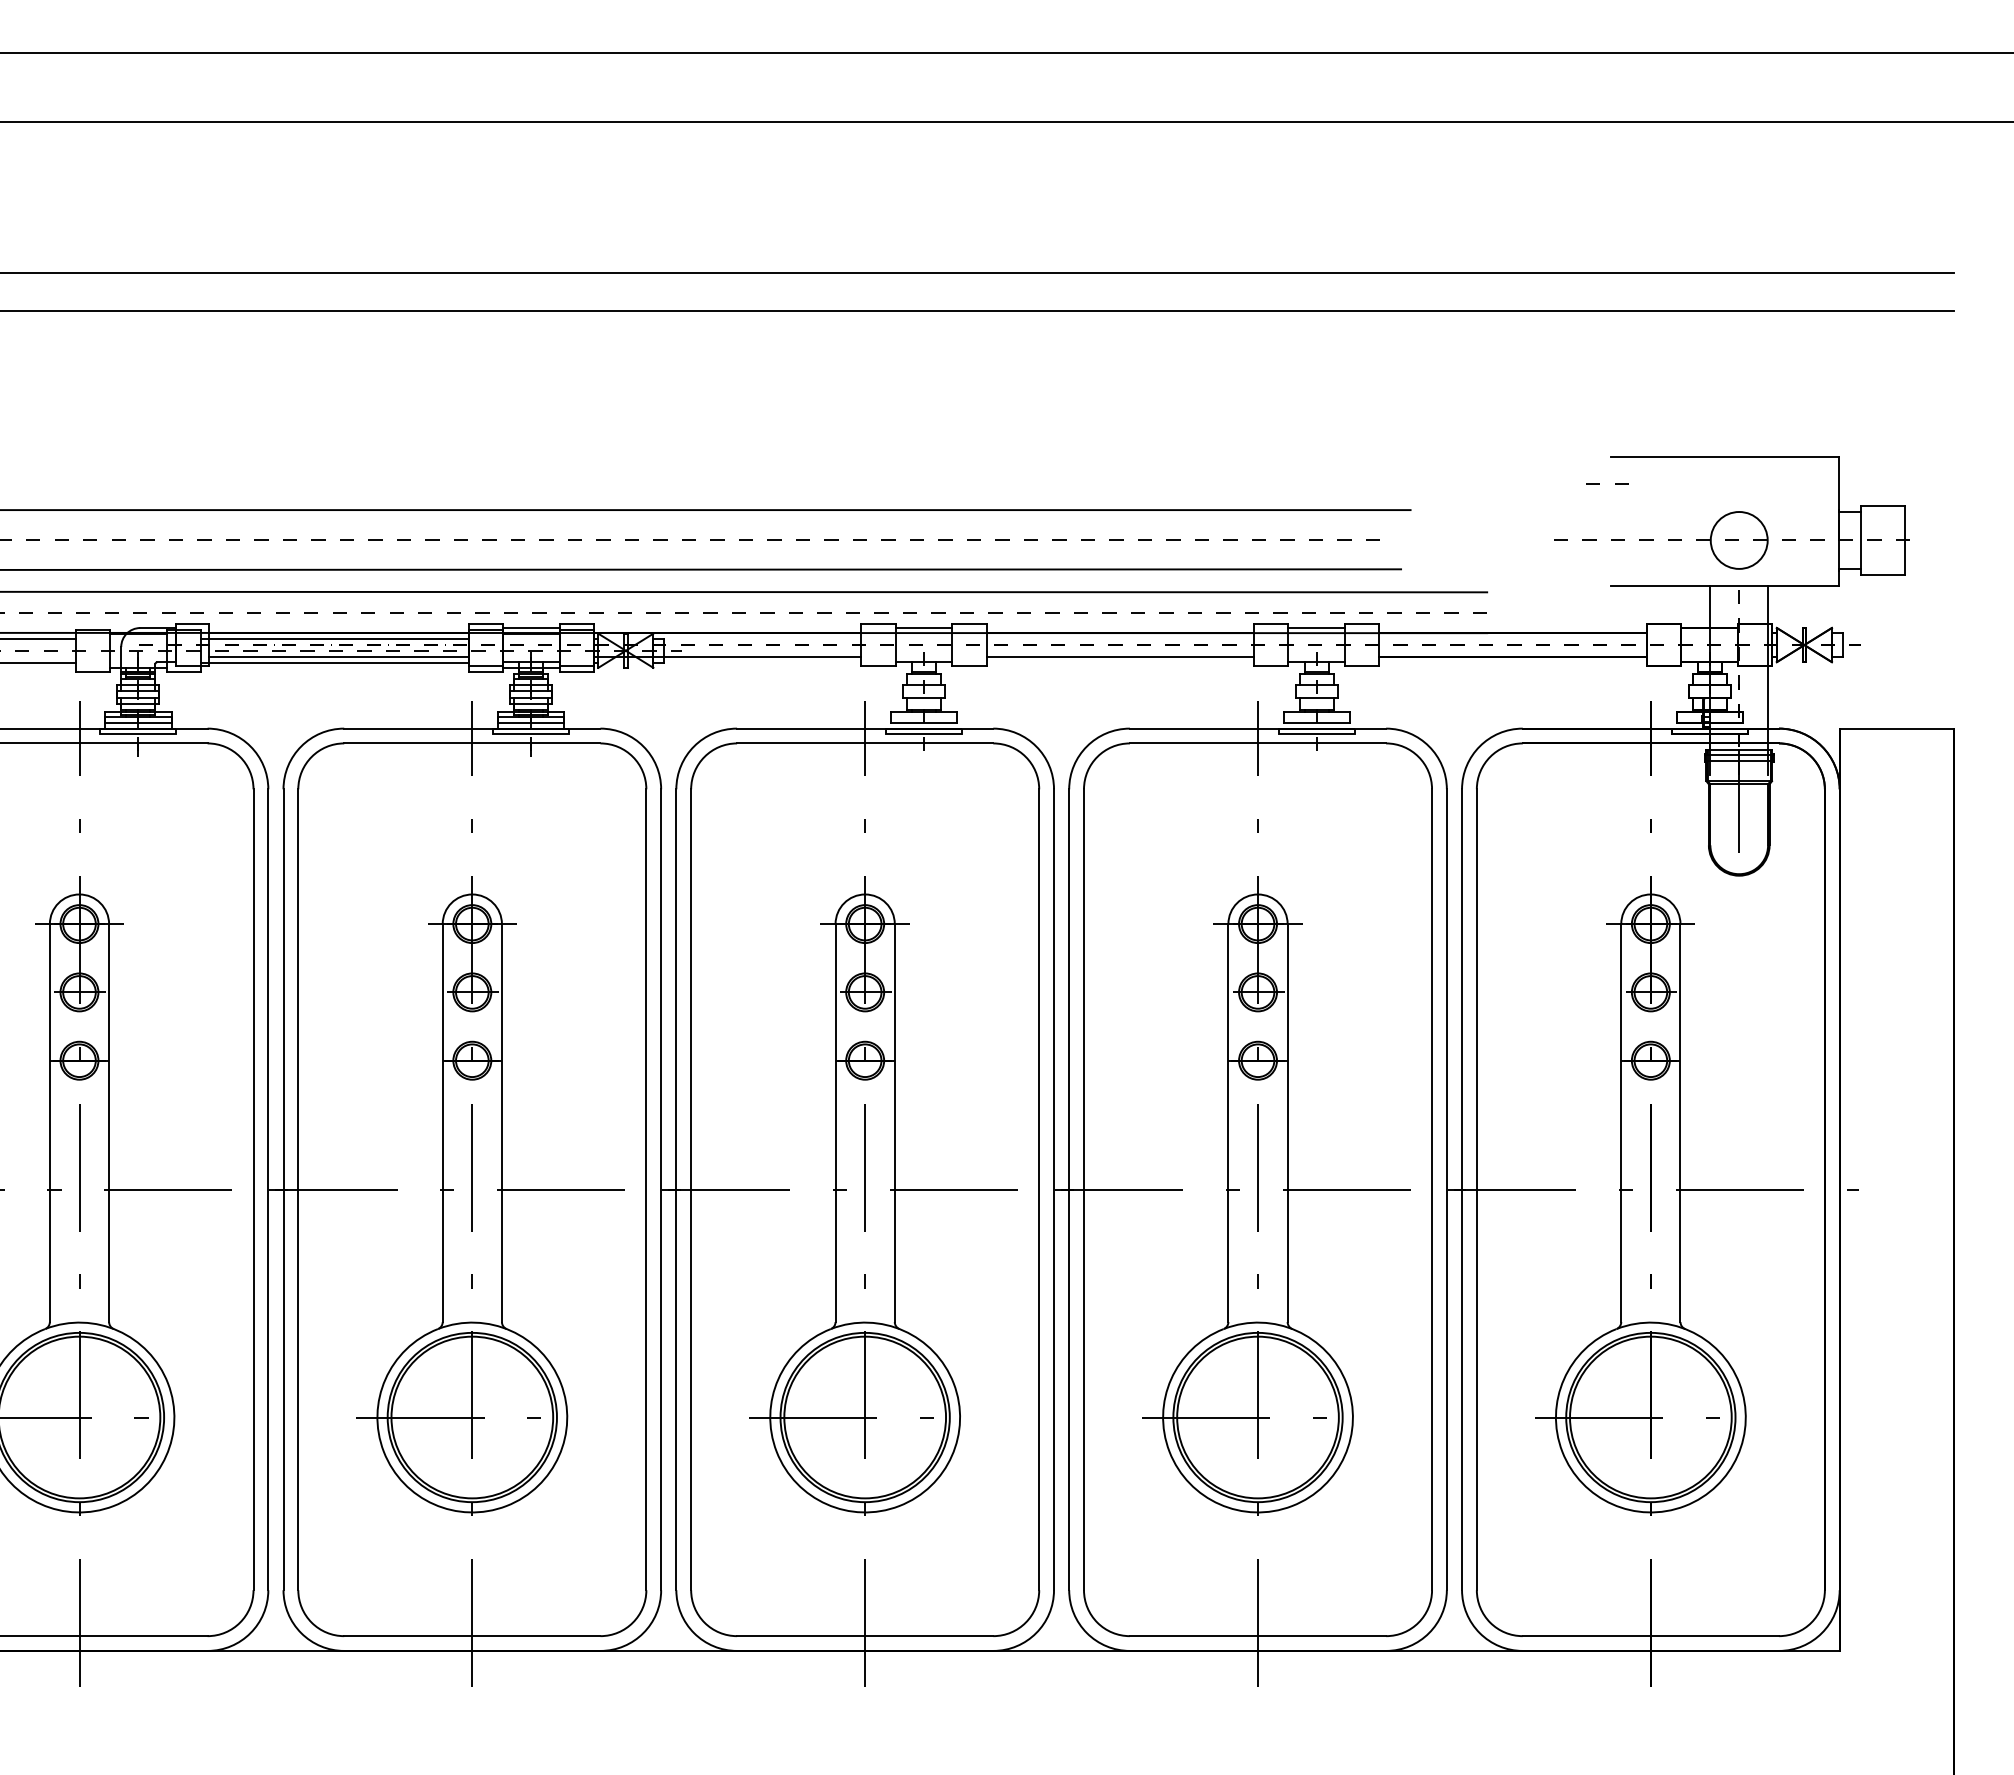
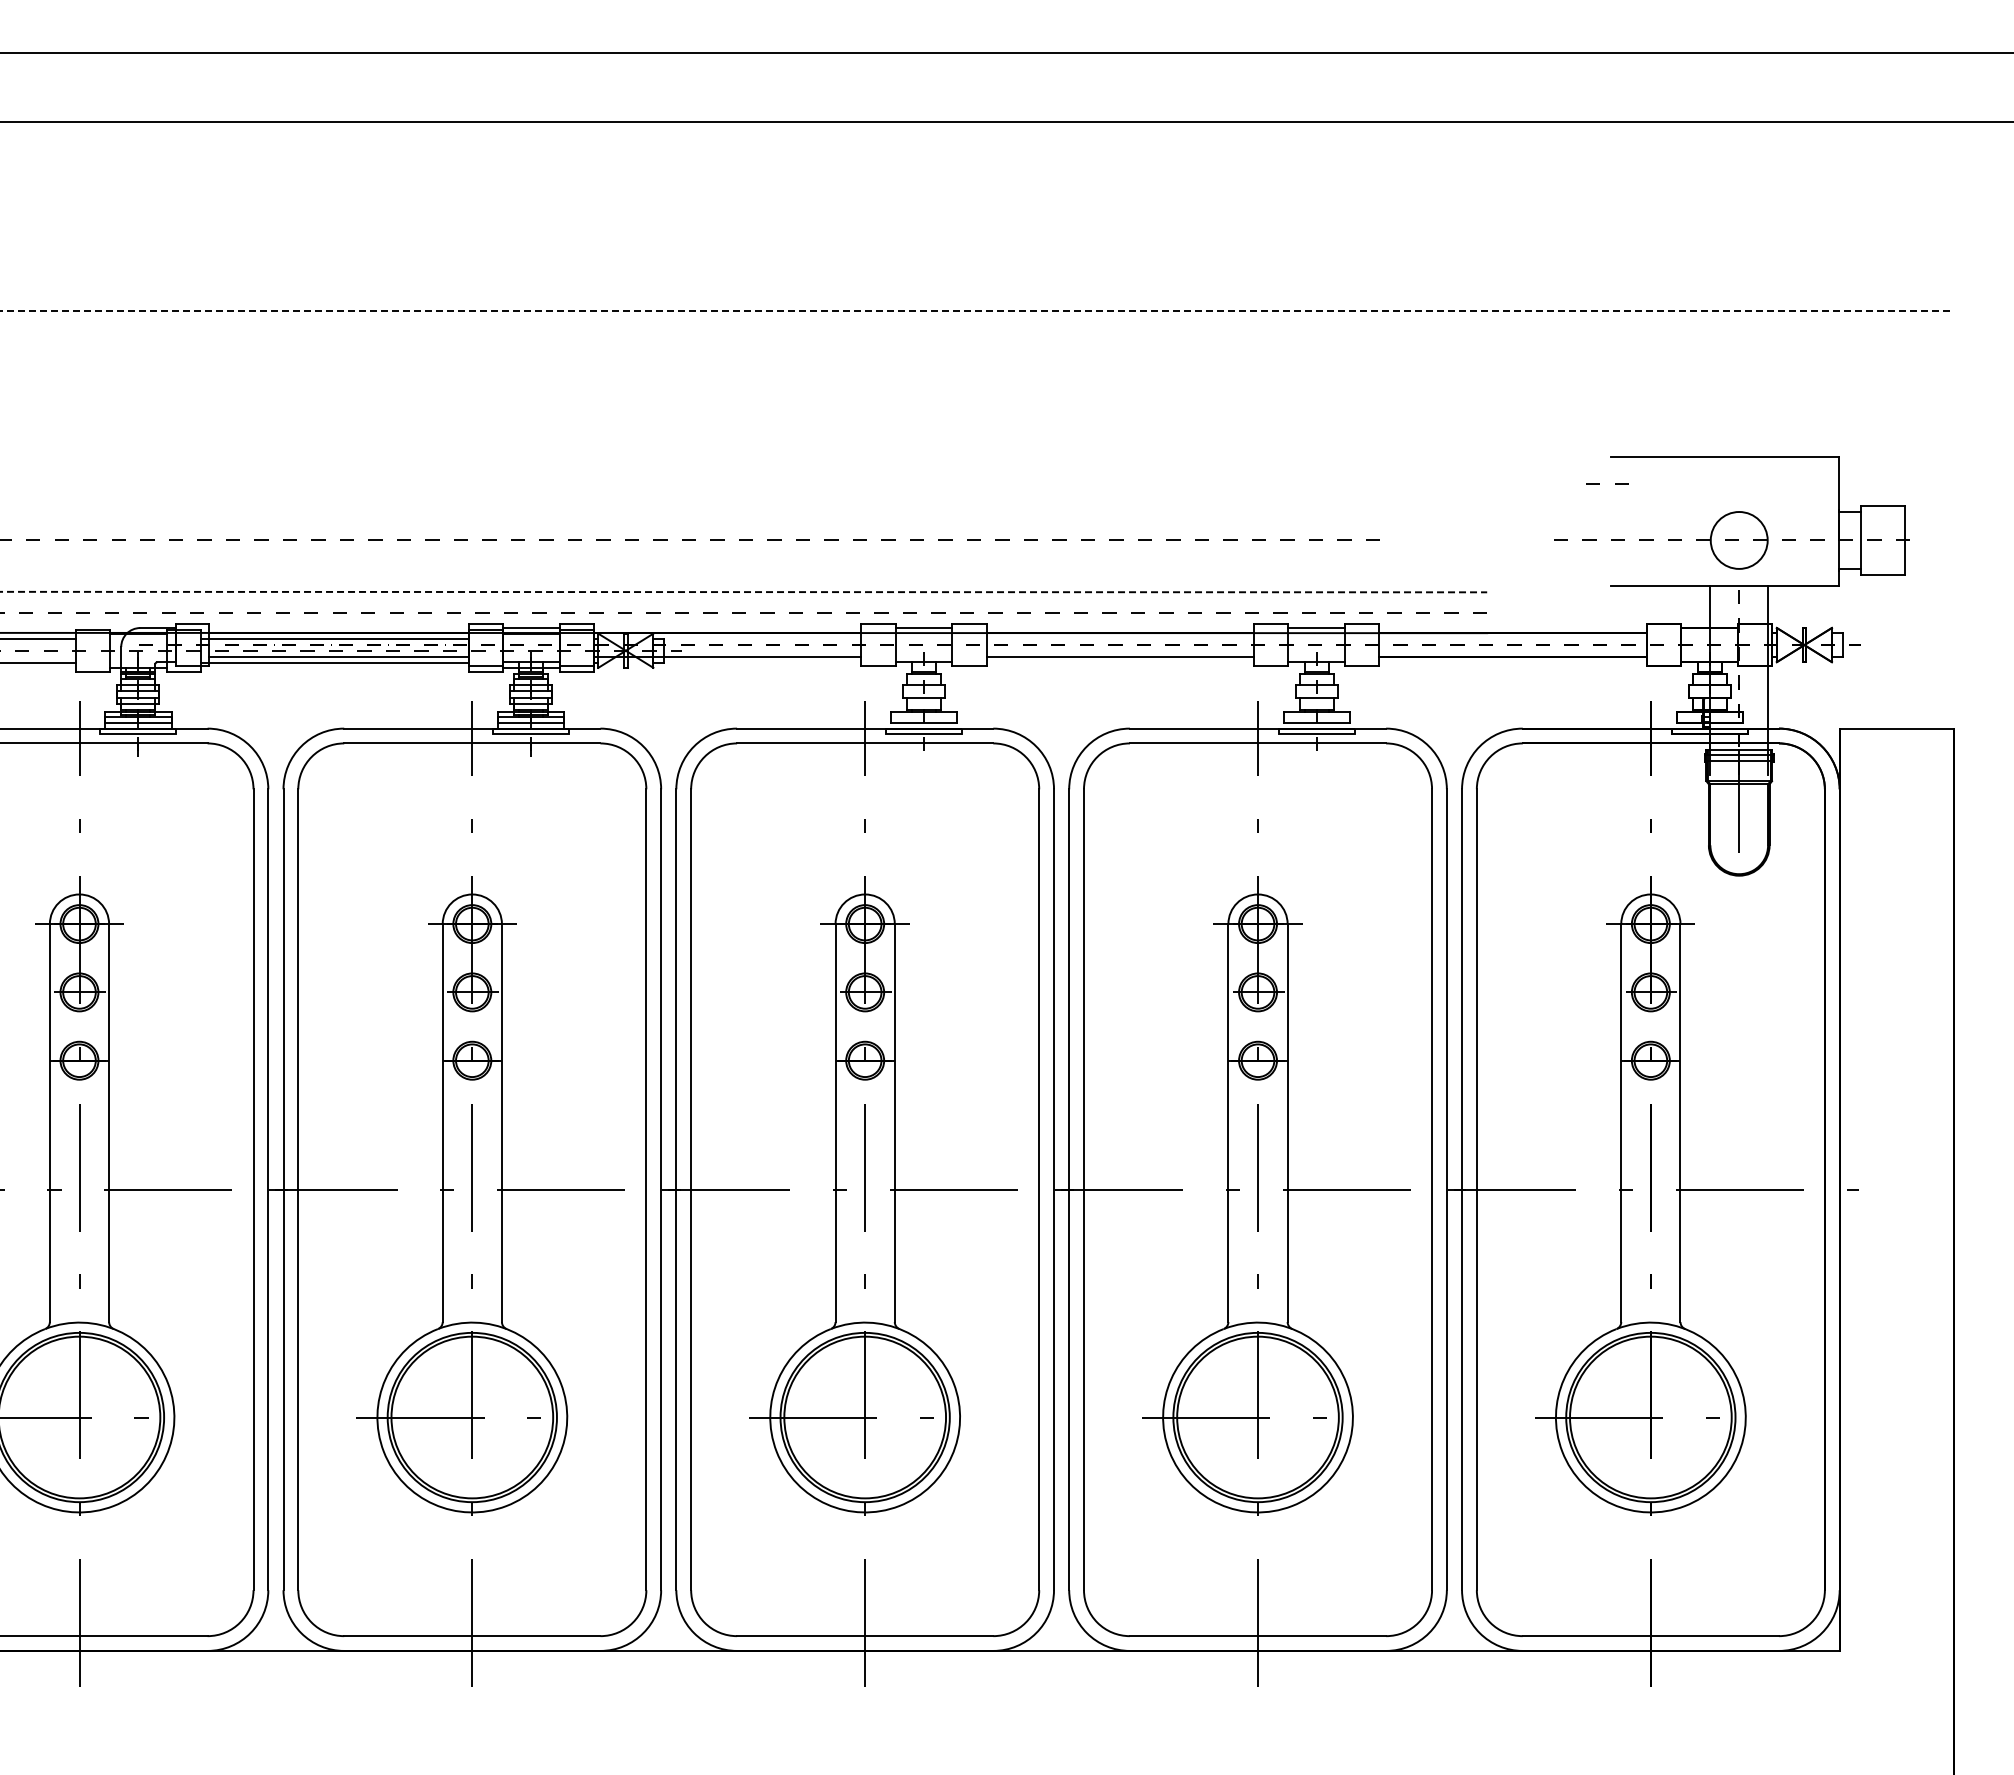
line: present -> none (977, 273)
line: solid -> dashed (977, 311)
line: present -> none (706, 510)
line: present -> none (701, 569)
line: solid -> dashed (744, 592)
